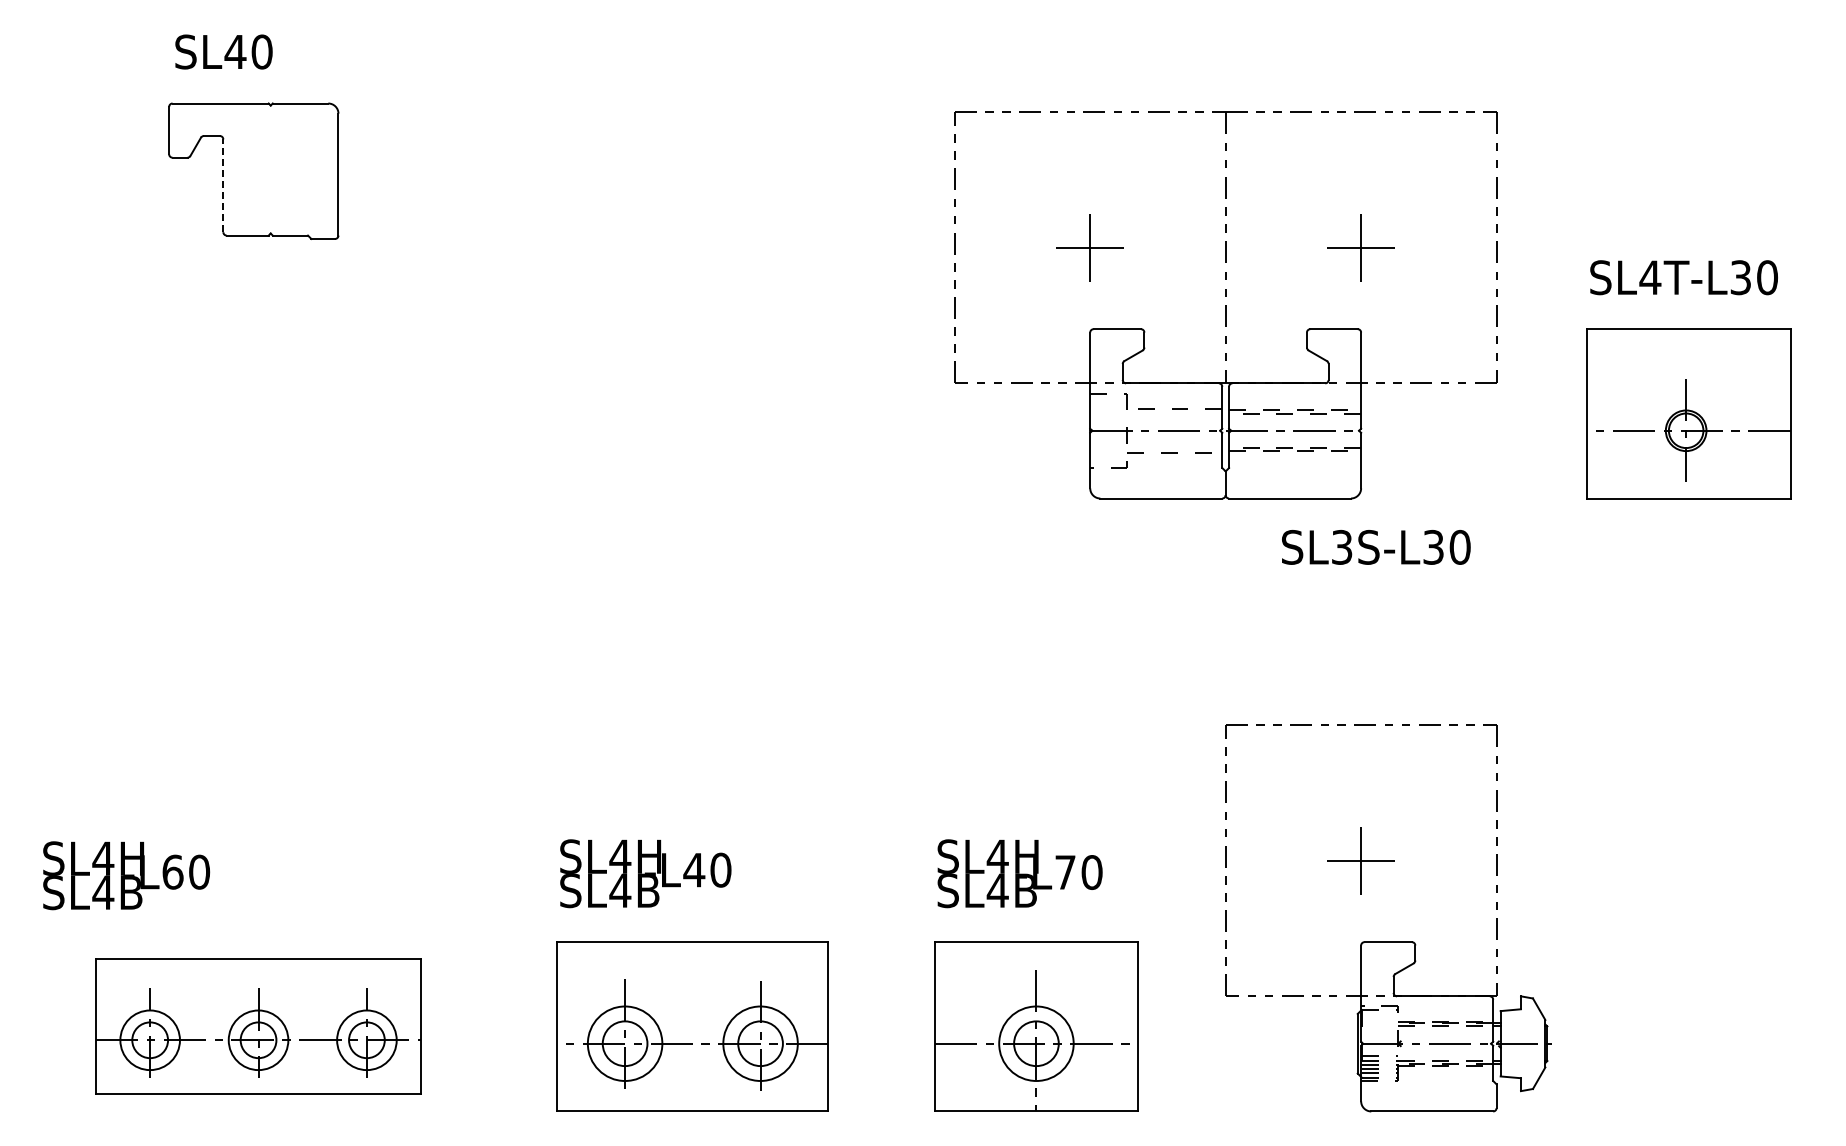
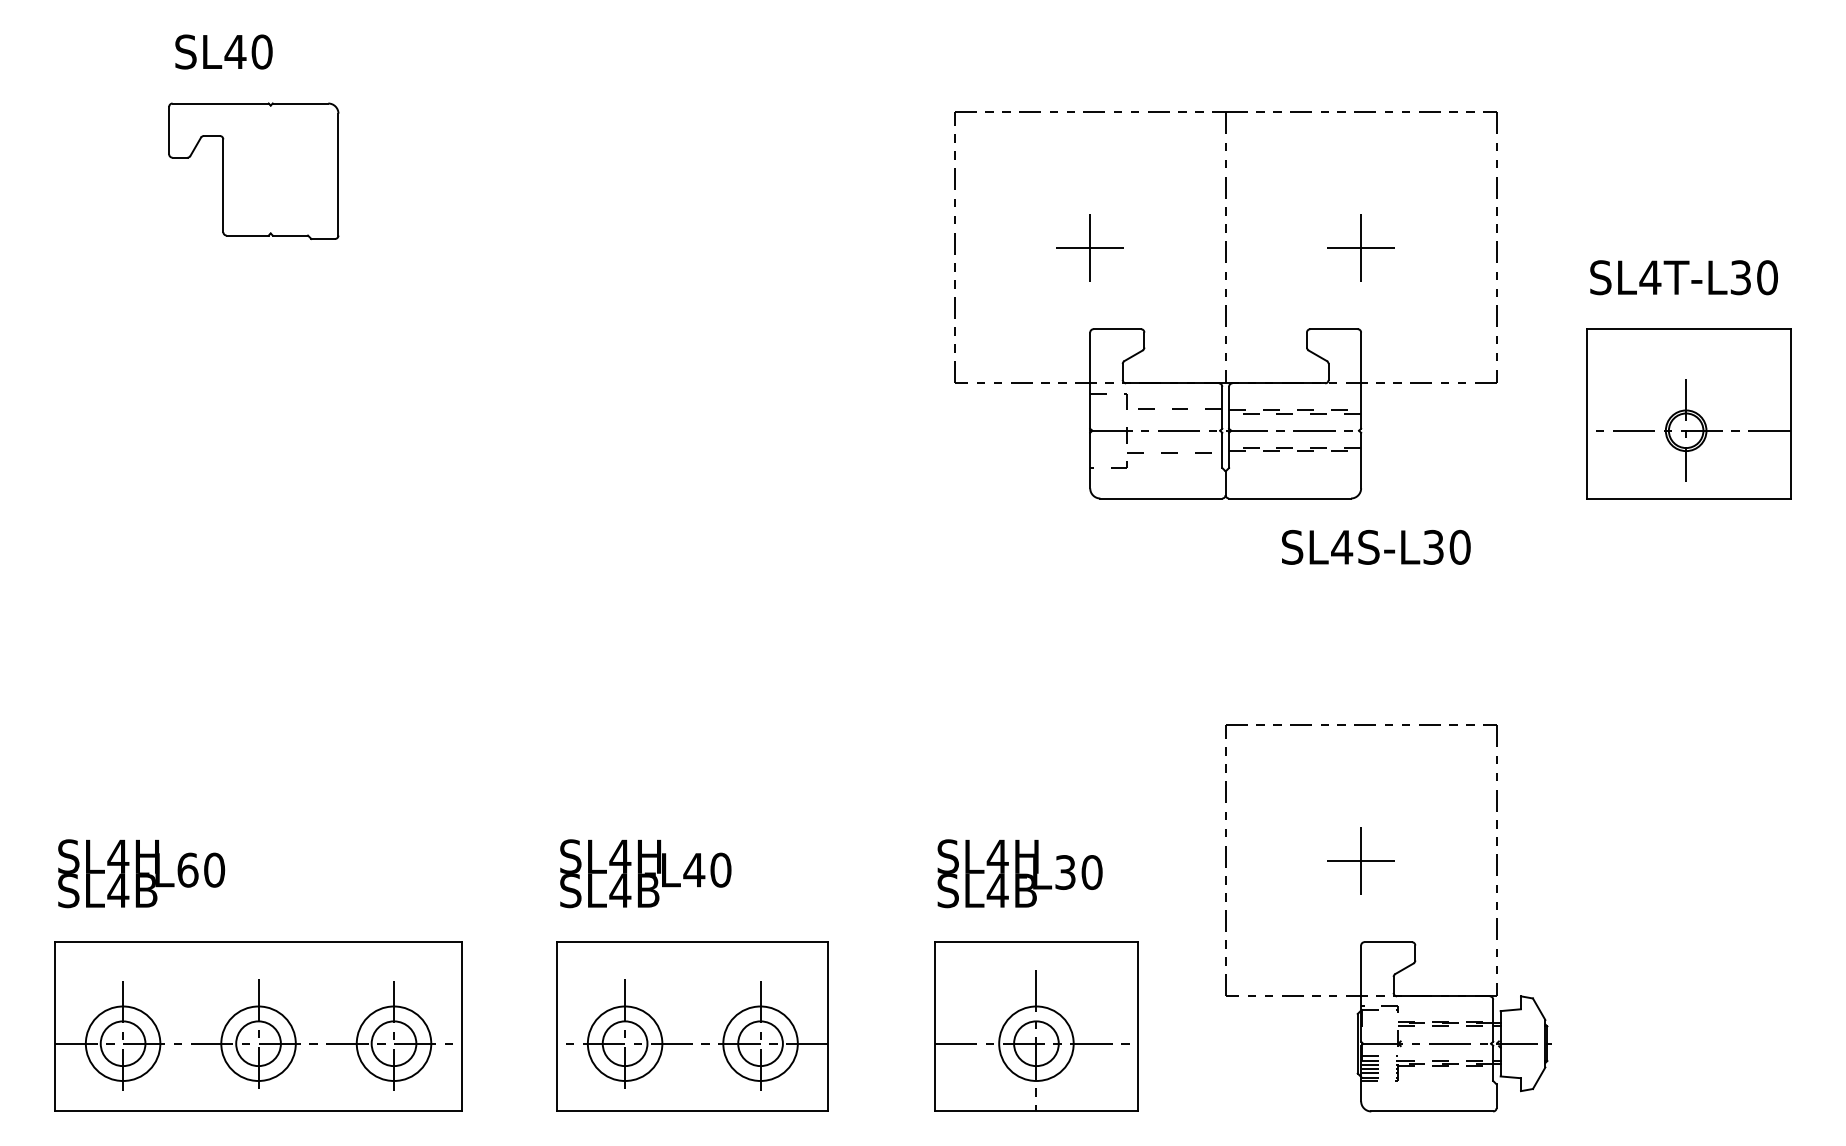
line: dashed -> solid (223, 185)
text: SL3S-L30 -> SL4S-L30 (1342, 546)
text: -L70 -> -L30 (1065, 872)
text position: (126, 875) -> (141, 873) (141, 873)
part size: 327x137 px -> 409x171 px (258, 1026)
